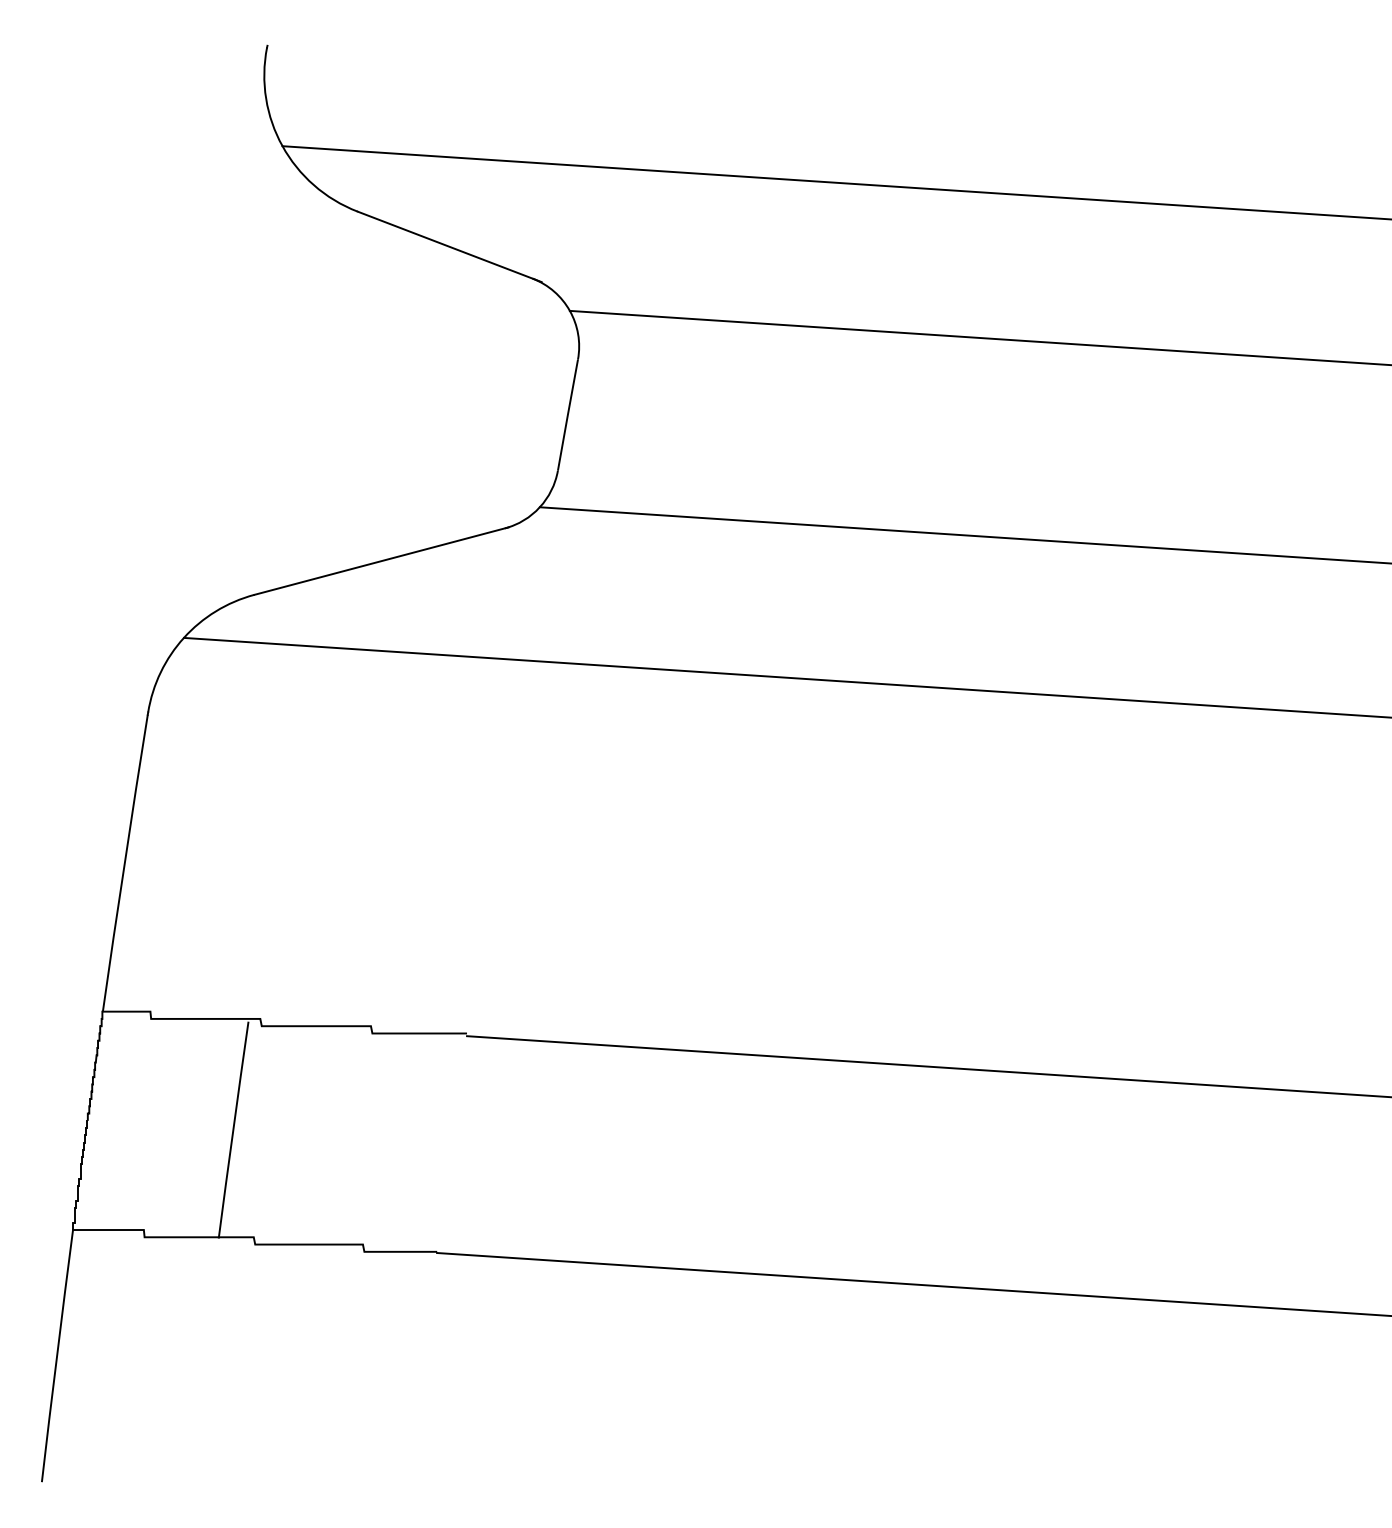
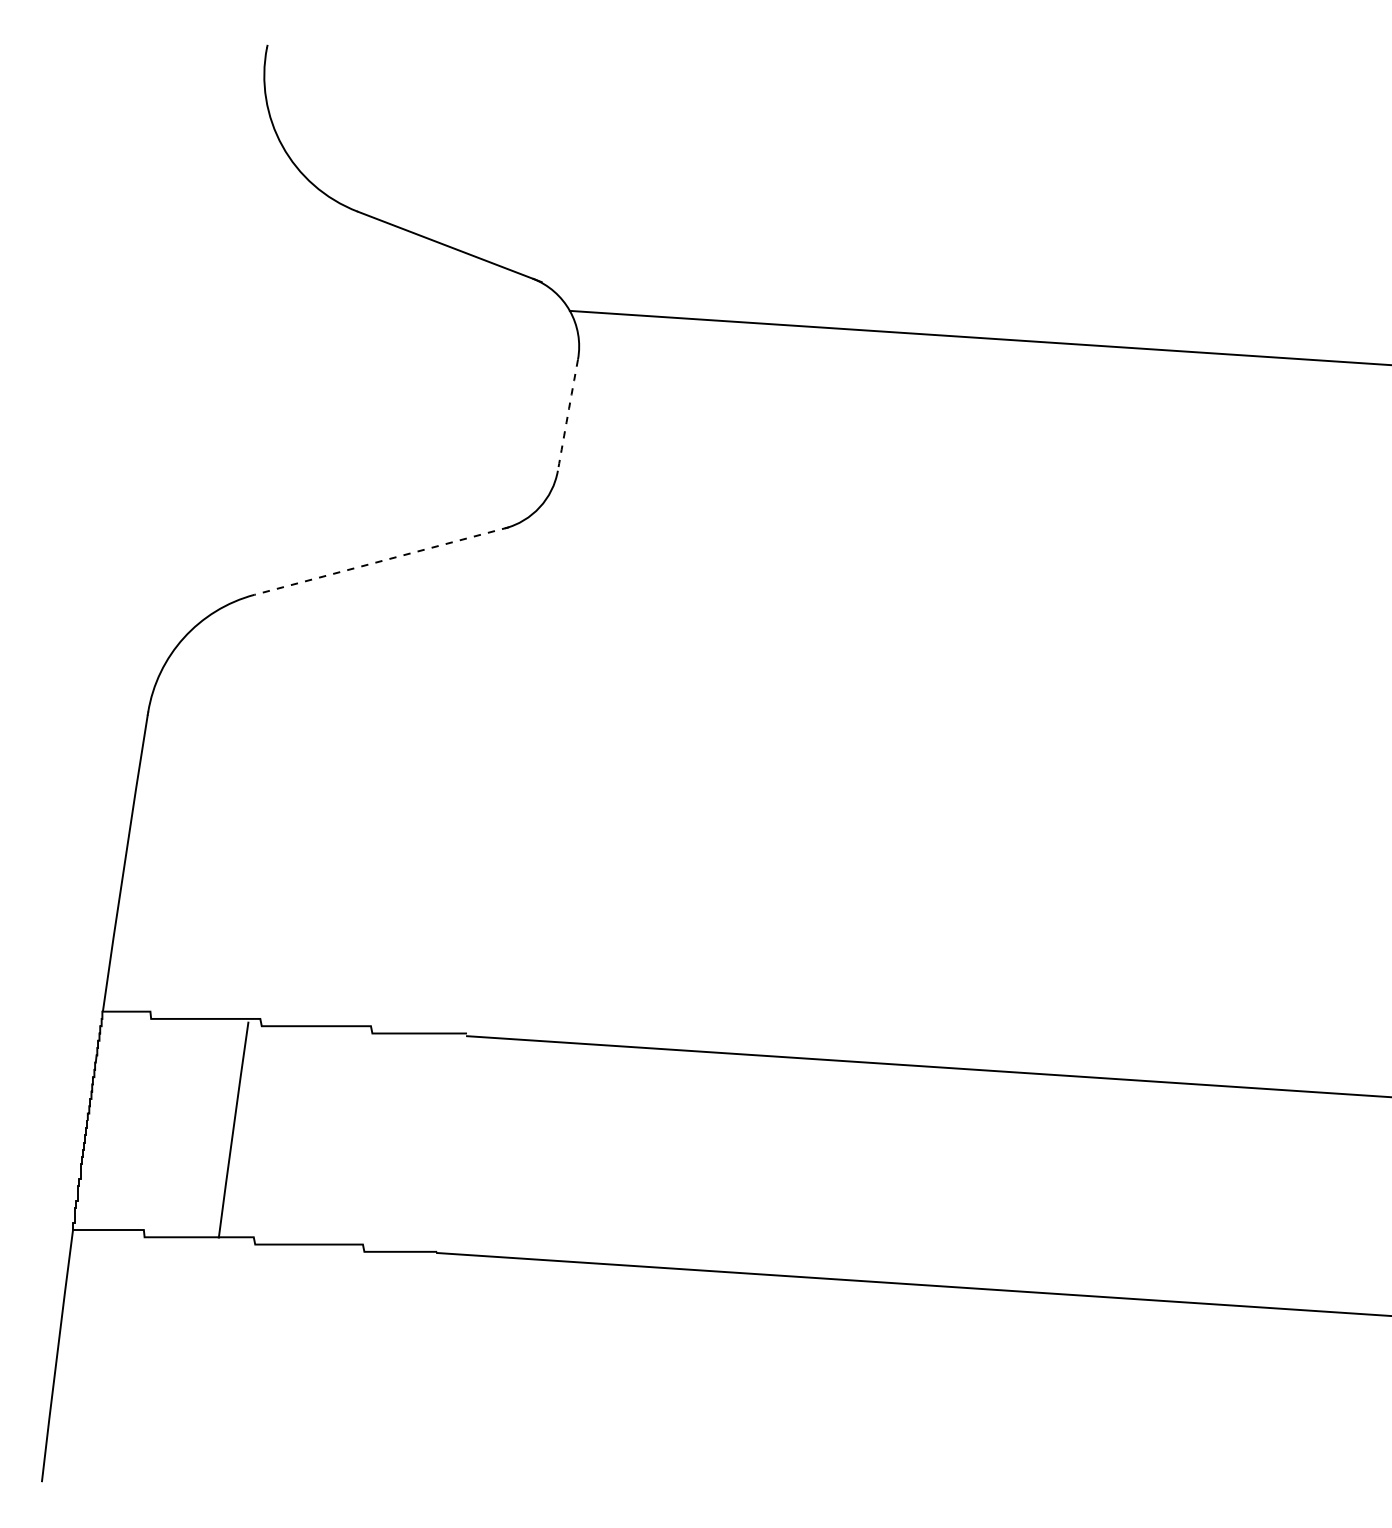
line: present -> none (835, 182)
arc: solid -> dashed (567, 415)
line: present -> none (963, 535)
line: solid -> dashed (381, 561)
line: present -> none (785, 677)
